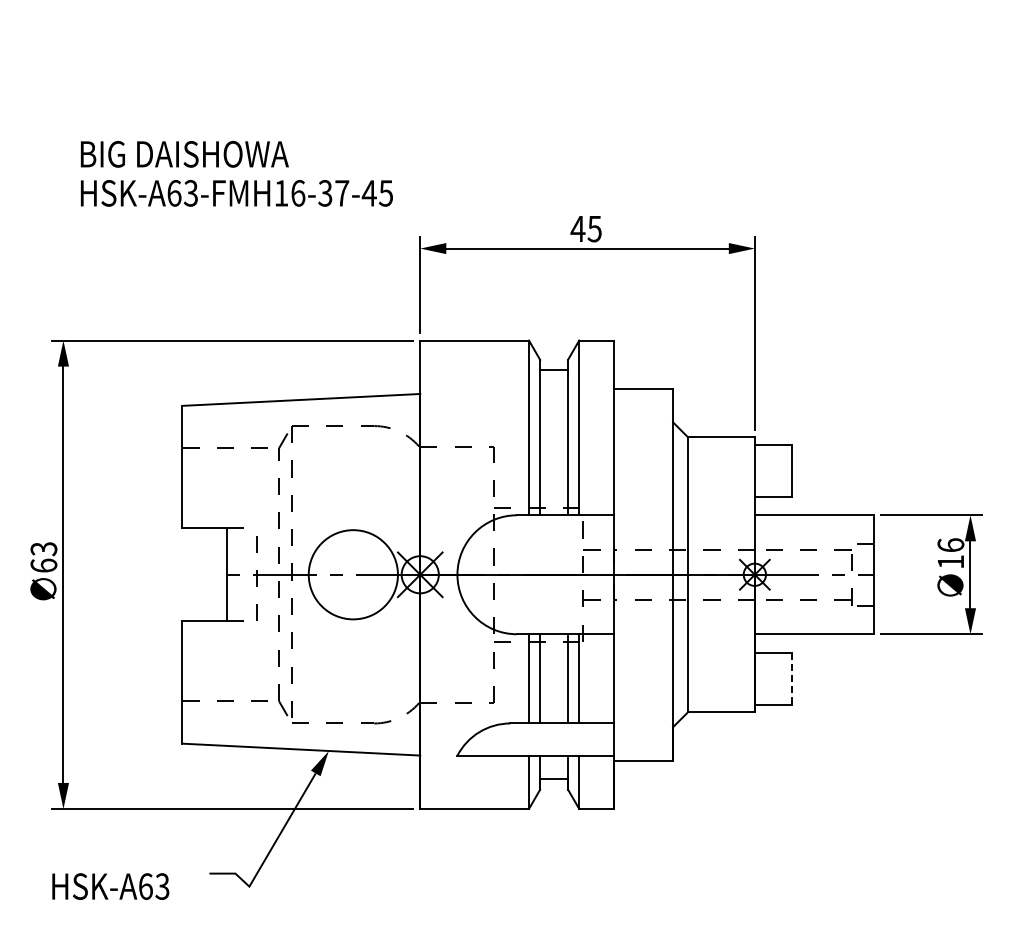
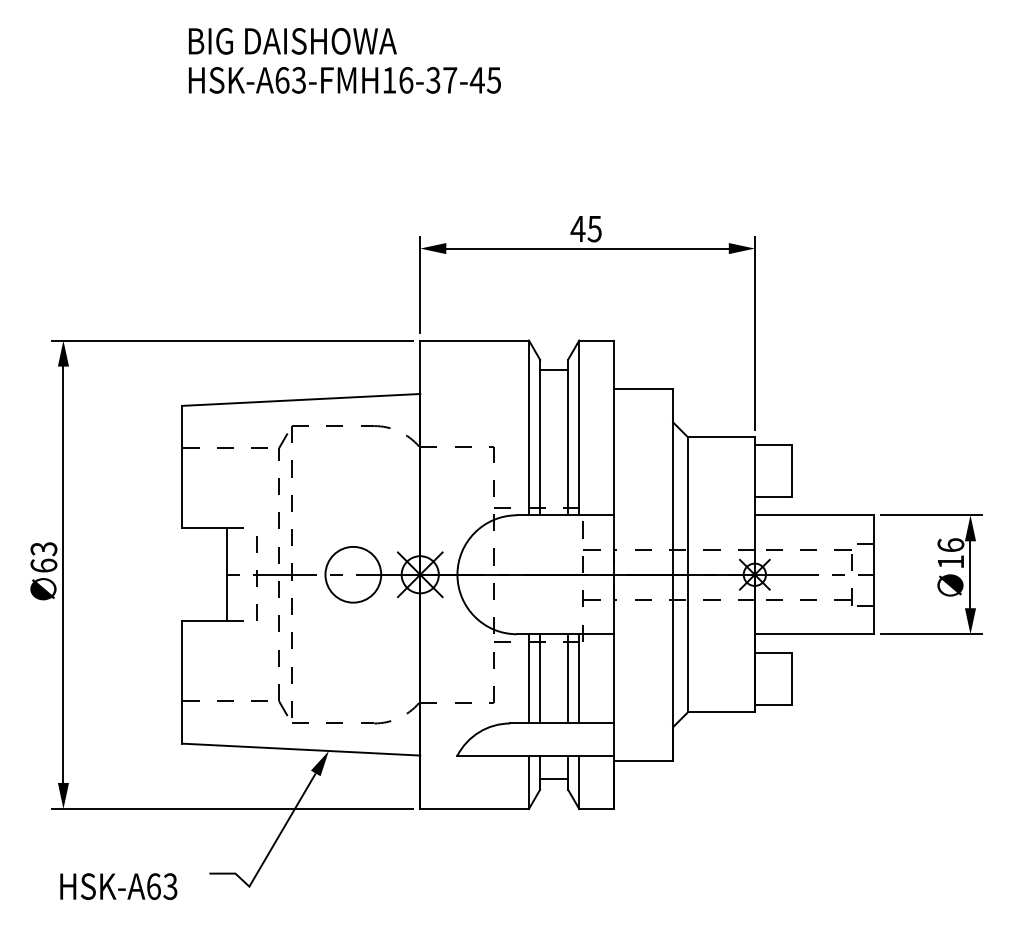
text position: (236, 173) -> (344, 60) (344, 60)
circle diameter: 89 px -> 56 px (353, 574)
line: dashed -> solid (792, 679)
text position: (110, 886) -> (118, 886) (118, 886)
